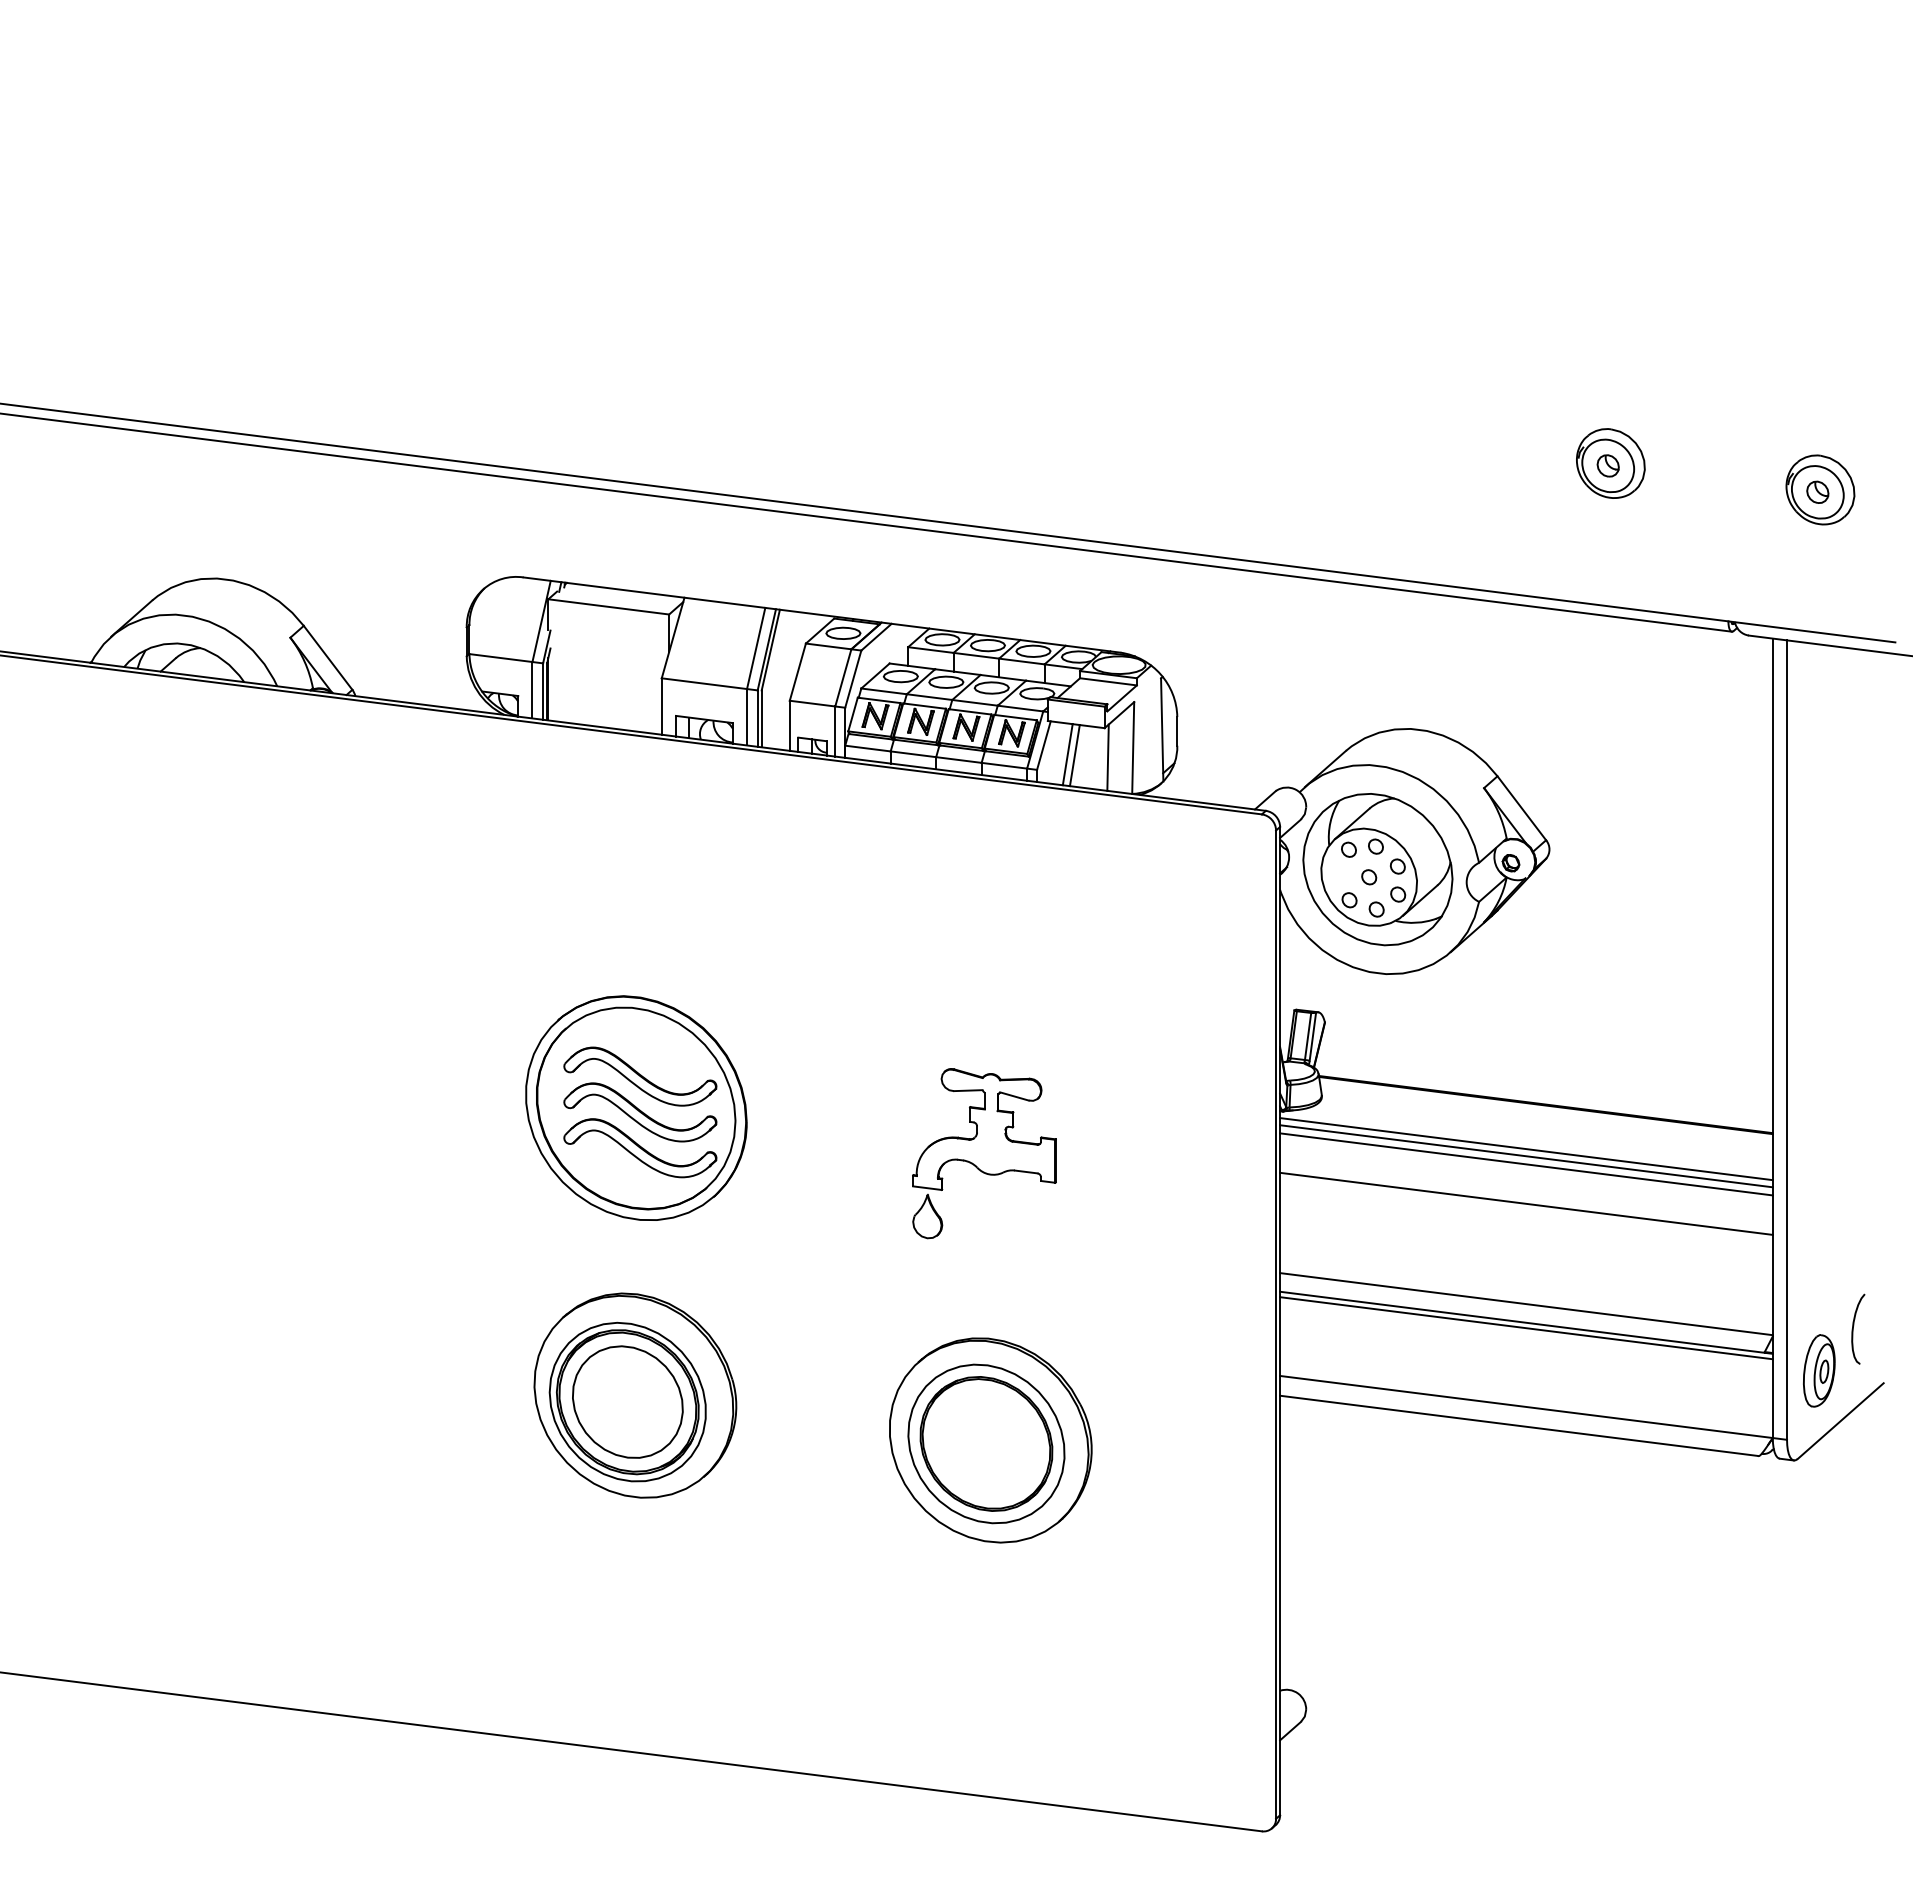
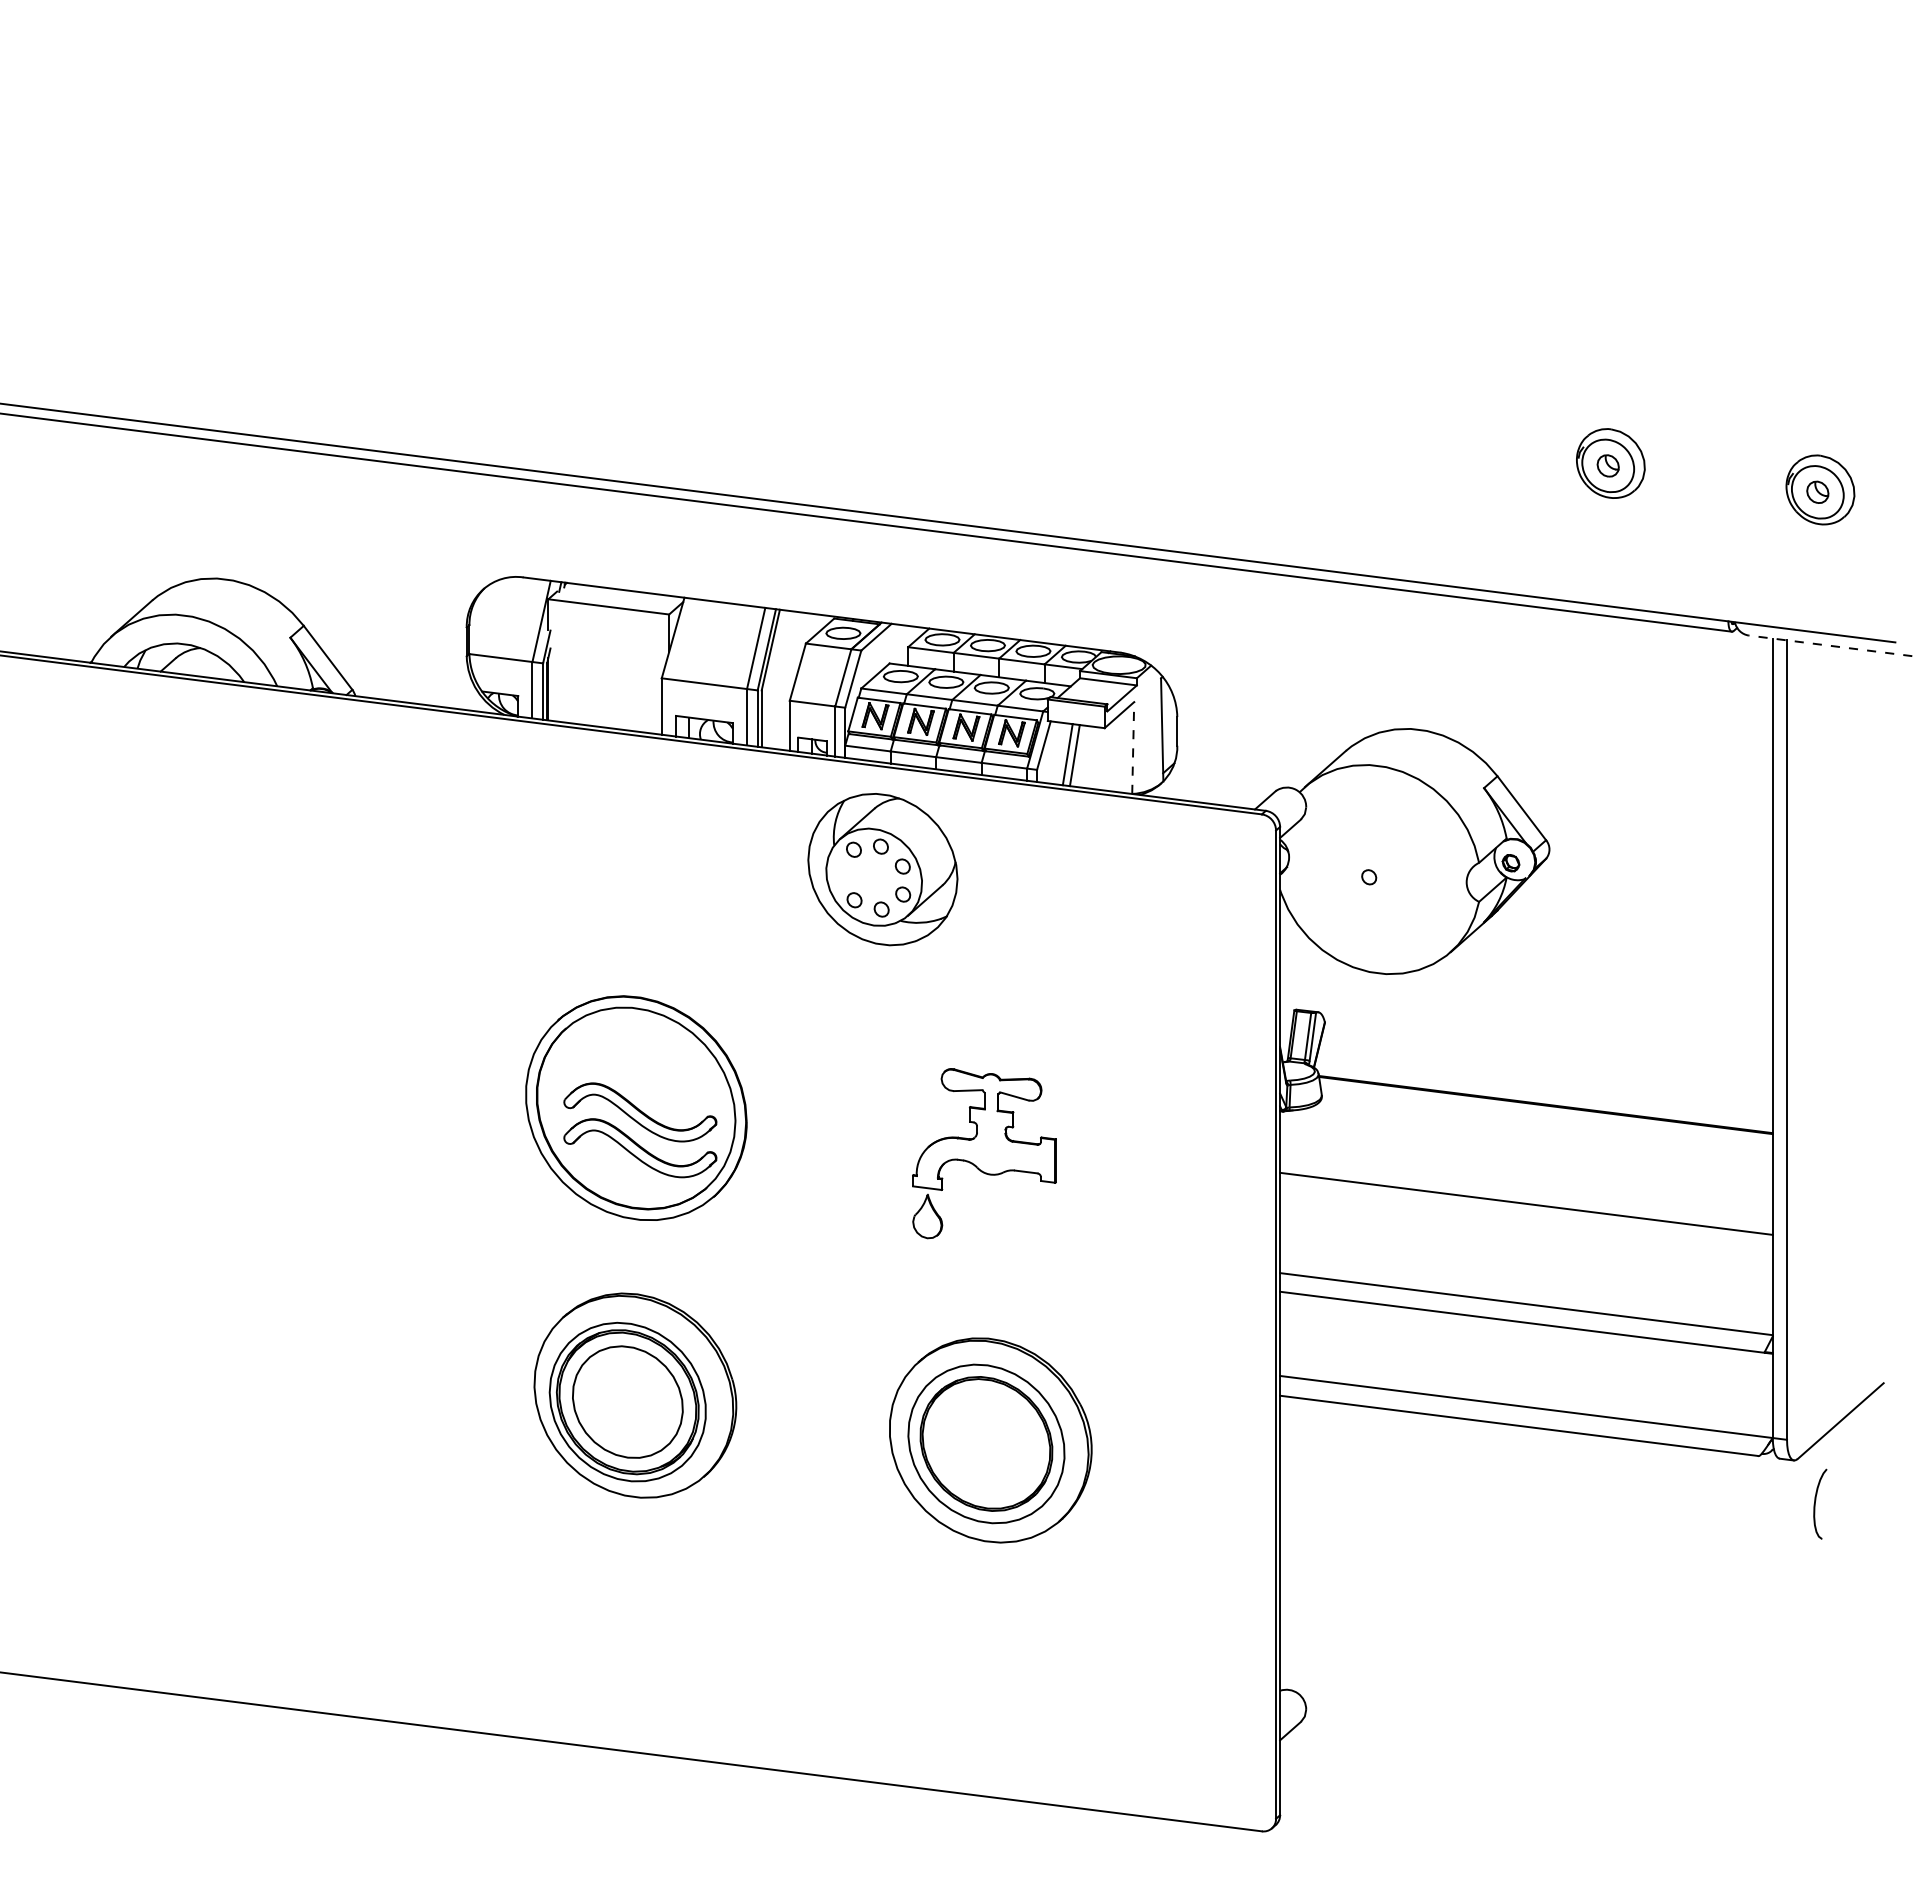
line: solid -> dashed (1830, 645)
line: solid -> dashed (1133, 748)
line: present -> none (1107, 757)
part position: (1377, 869) -> (882, 869) (882, 869)
part: present -> none (640, 1076)
line: present -> none (1526, 1149)
line: present -> none (1526, 1156)
line: present -> none (1526, 1164)
curve position: (1854, 1325) -> (1816, 1500) (1816, 1500)
line: present -> none (1526, 1328)
part: present -> none (1819, 1370)
